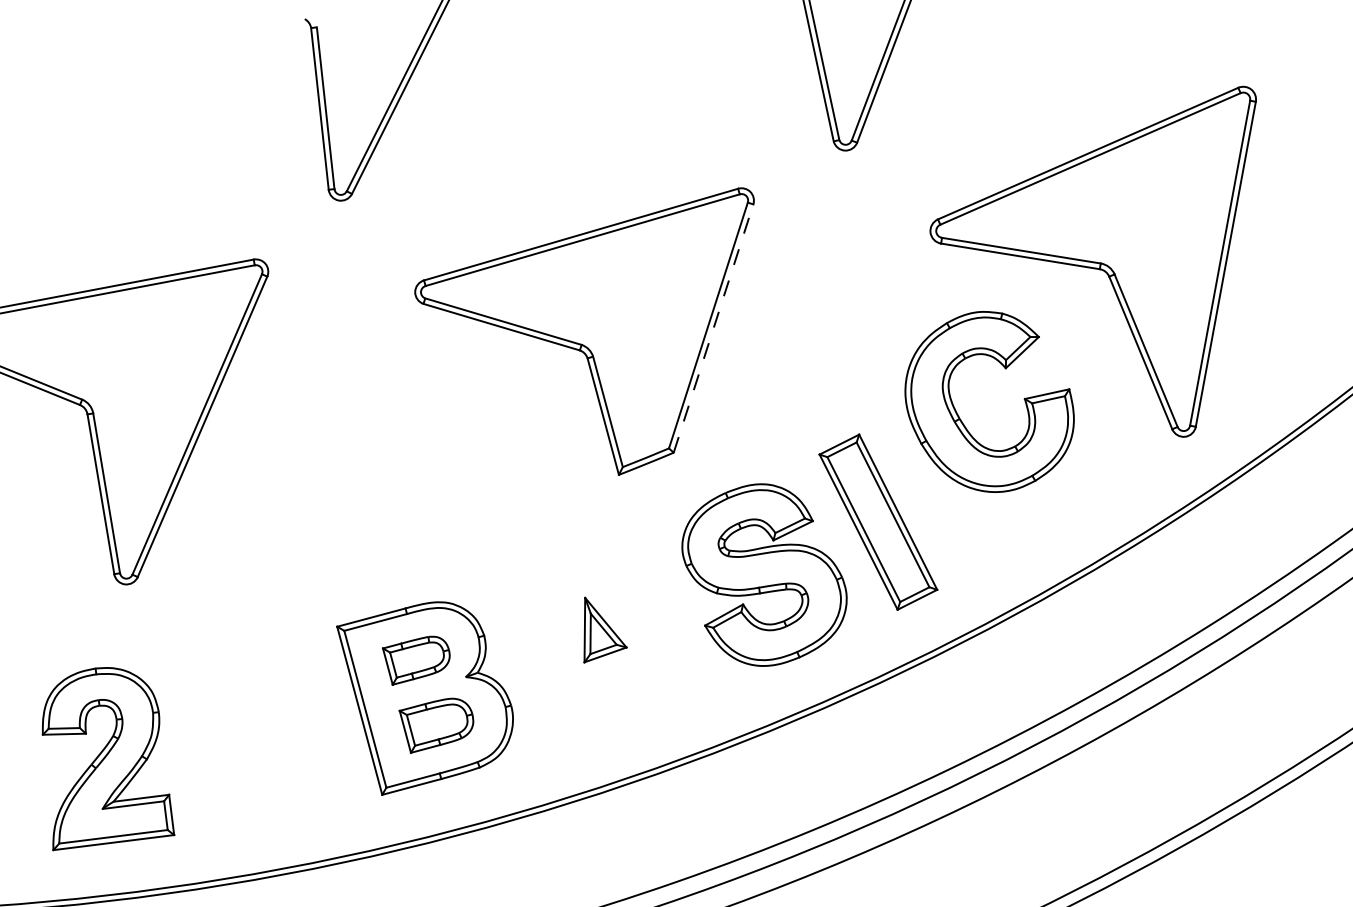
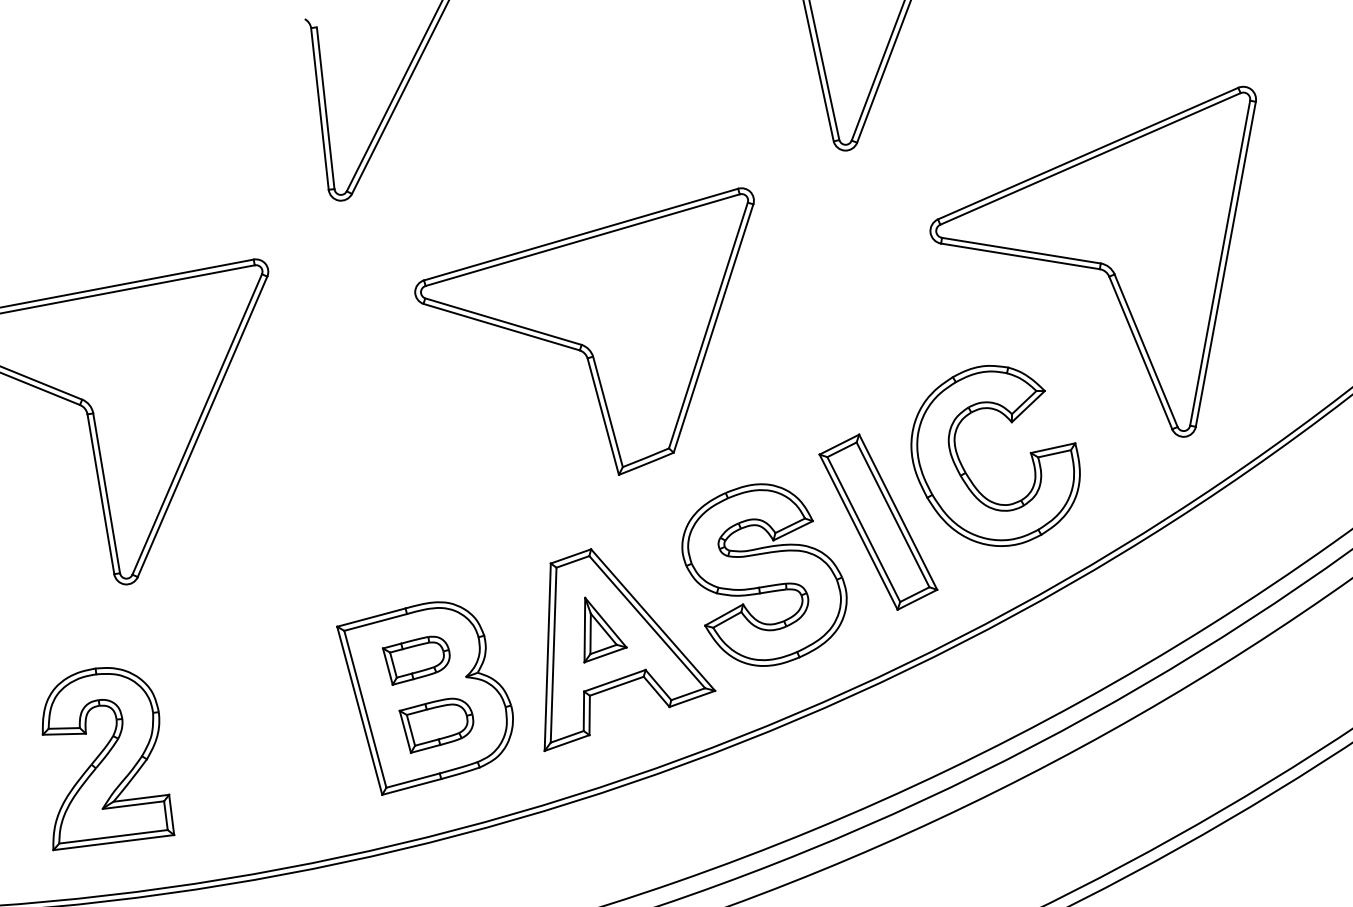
line: dashed -> solid (713, 328)
part position: (961, 419) -> (967, 473) (967, 473)
part: none -> present (629, 650)
